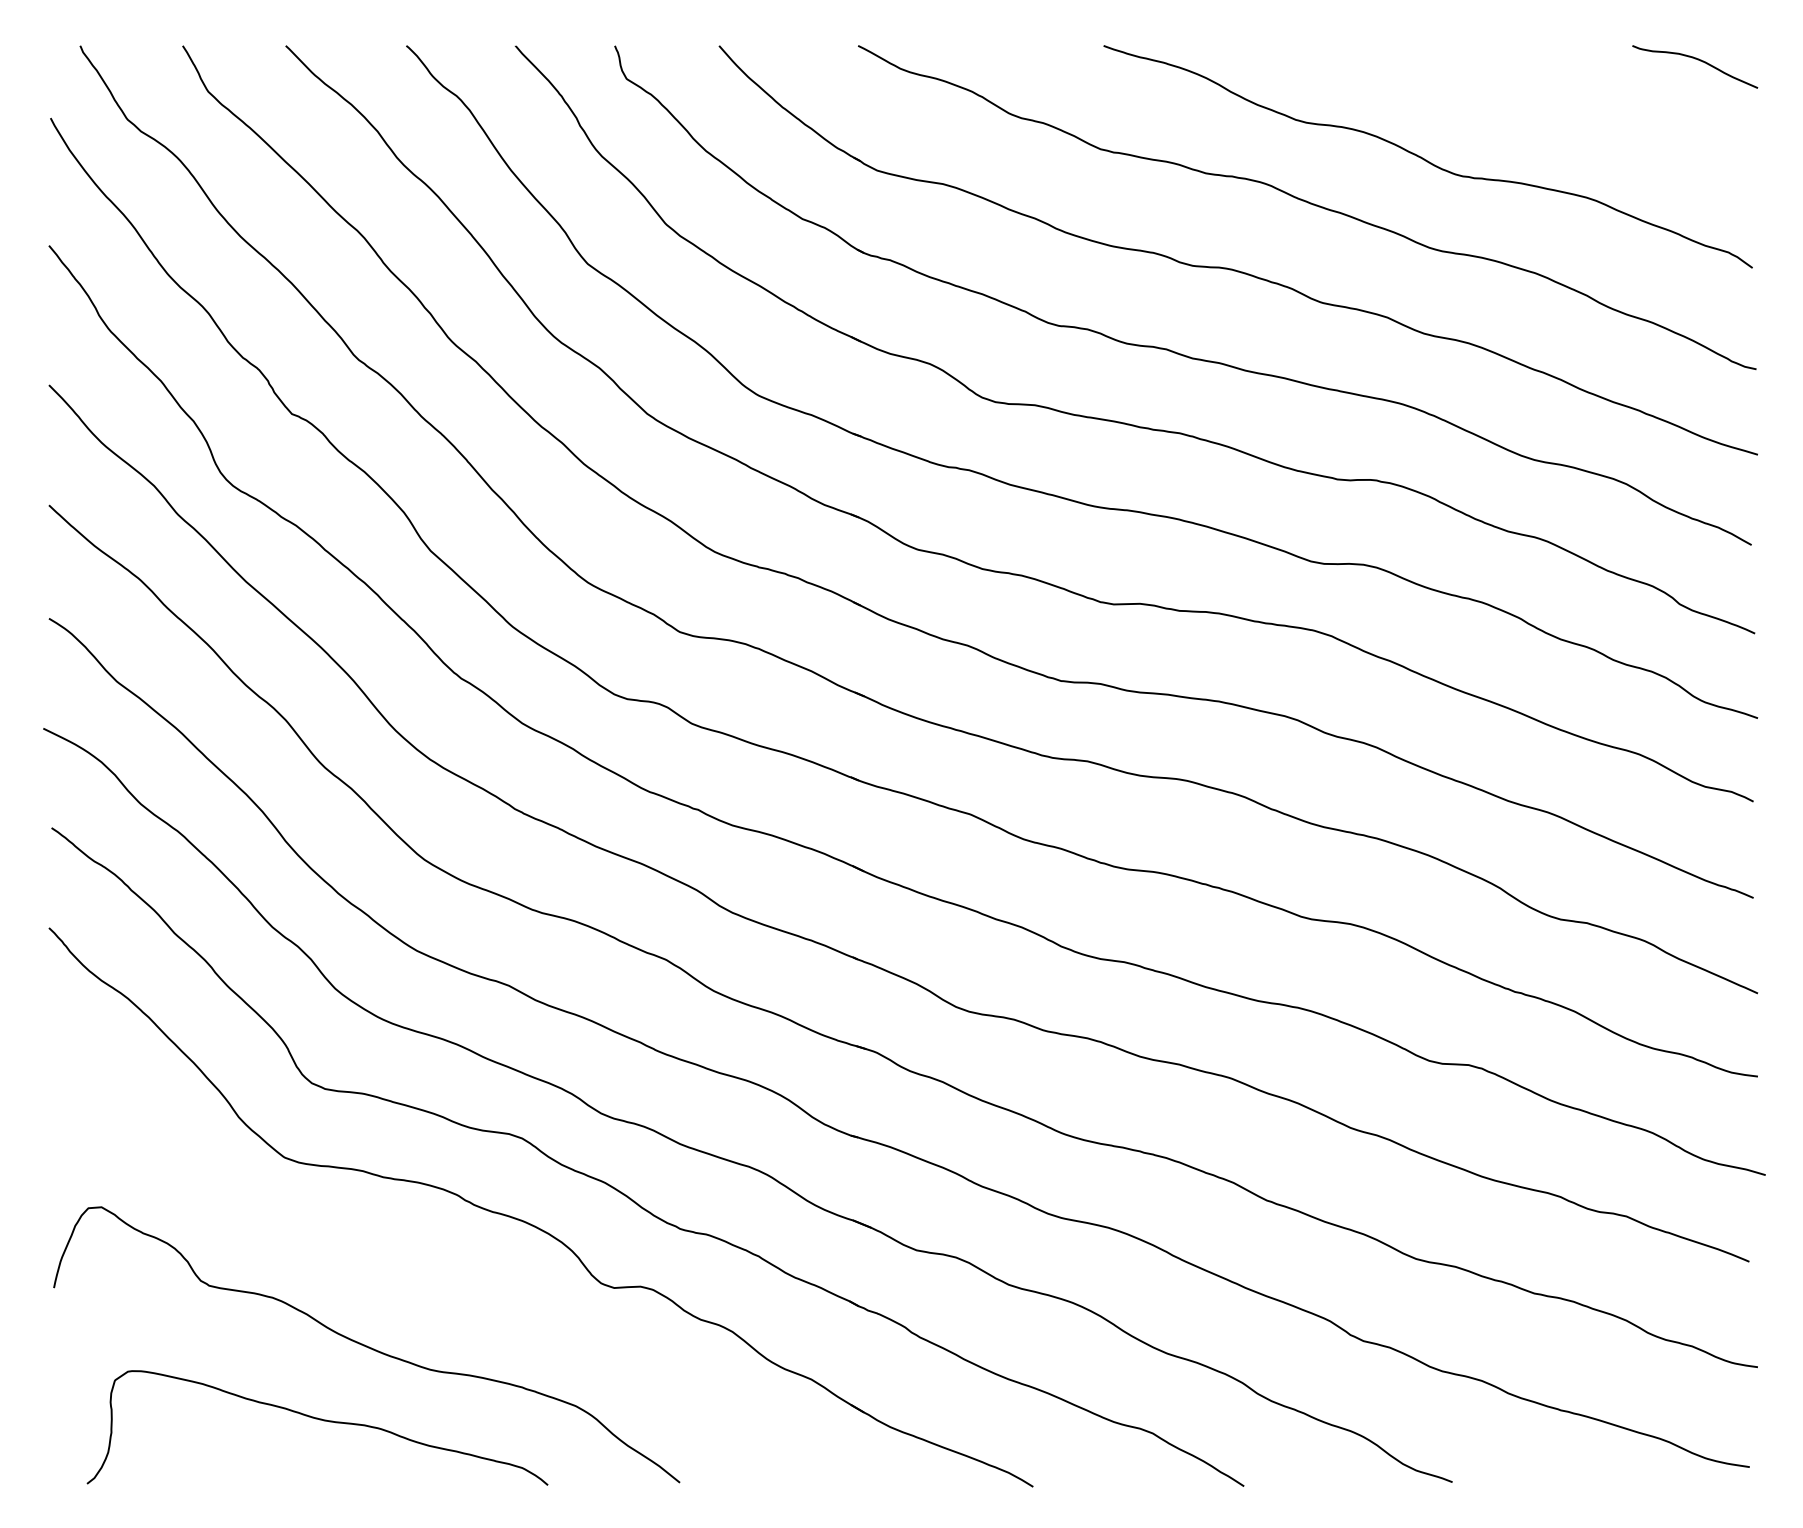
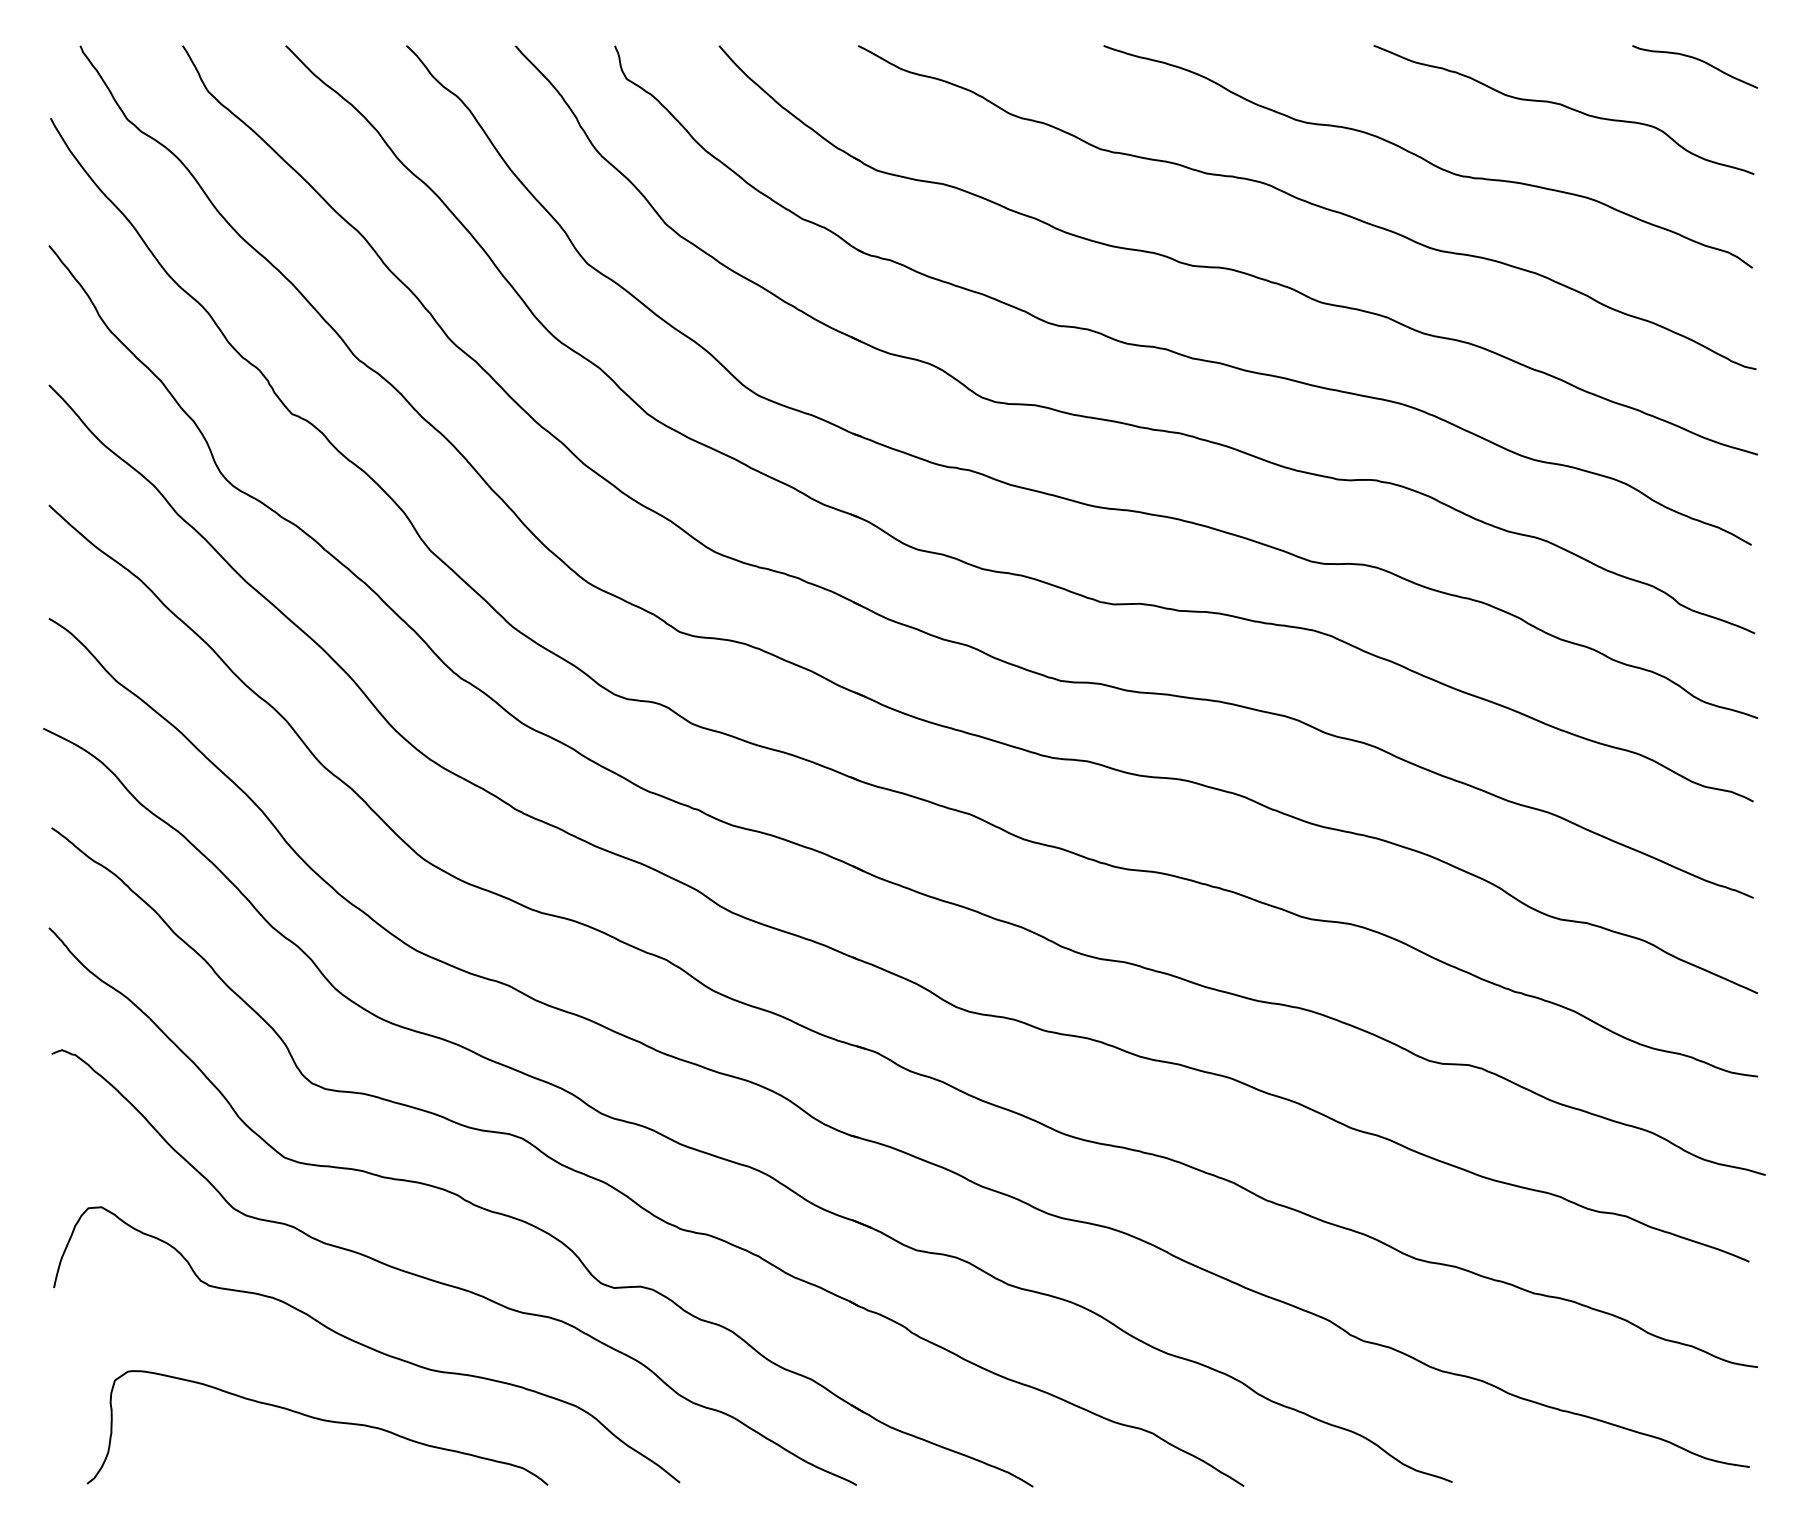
curve: none -> present (1565, 107)
curve: none -> present (450, 1284)
